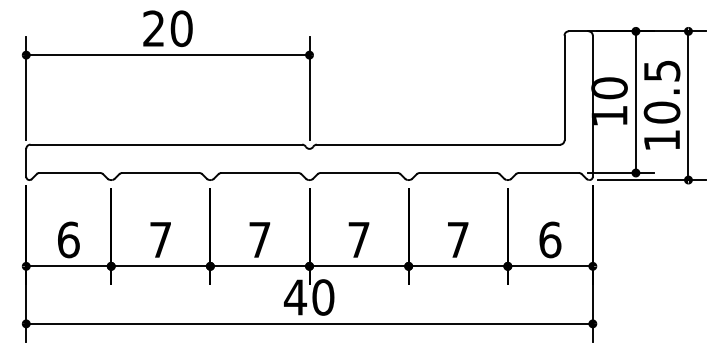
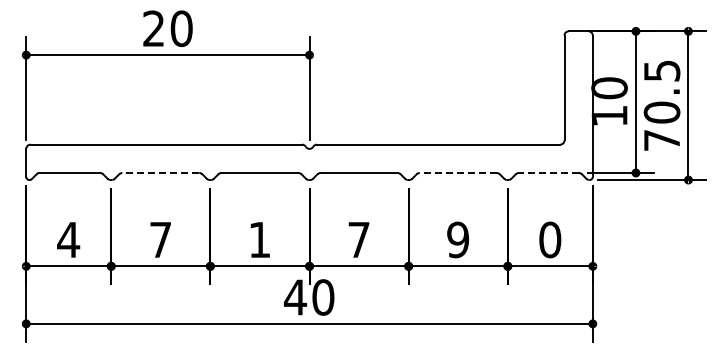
text: 10.5 -> 70.5 (661, 140)
line: solid -> dashed (160, 173)
line: solid -> dashed (457, 173)
line: solid -> dashed (548, 173)
text: 6 -> 4 (68, 239)
text: 7 -> 1 (259, 239)
text: 7 -> 9 (457, 239)
text: 6 -> 0 (550, 239)
